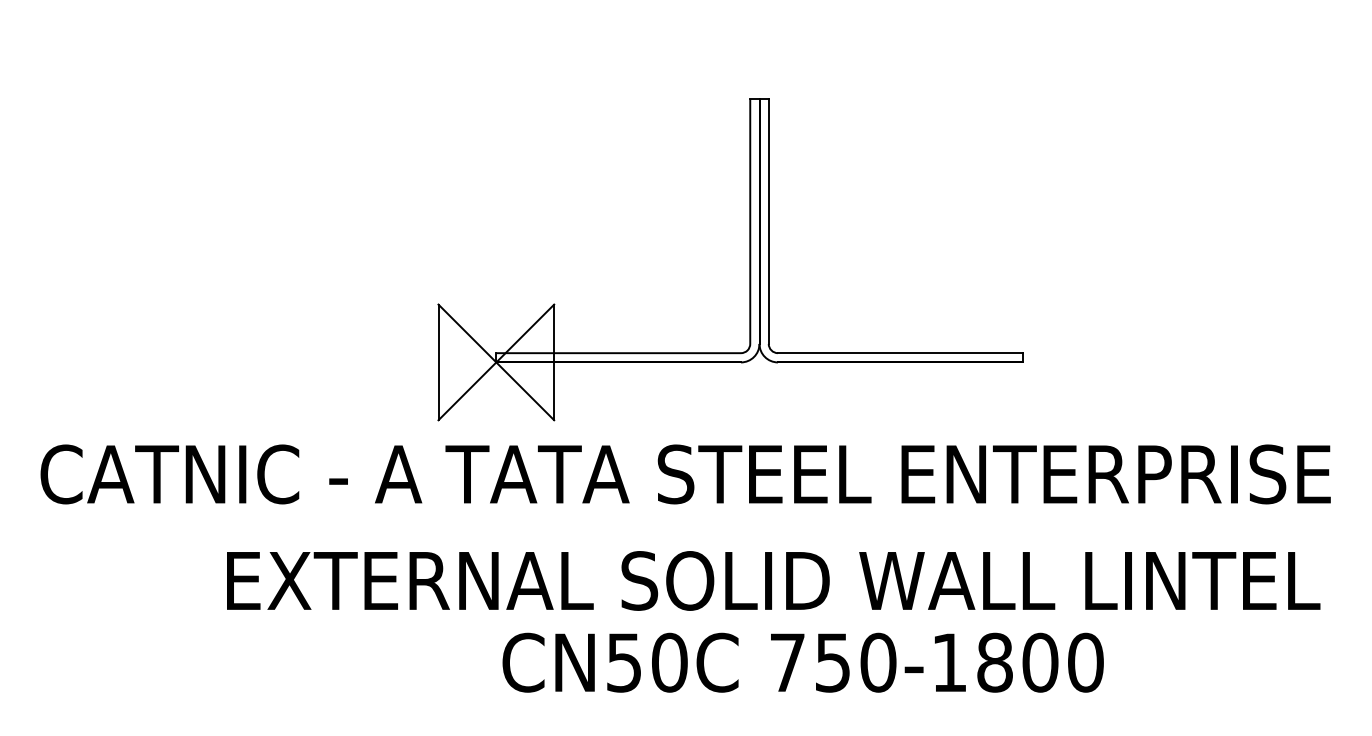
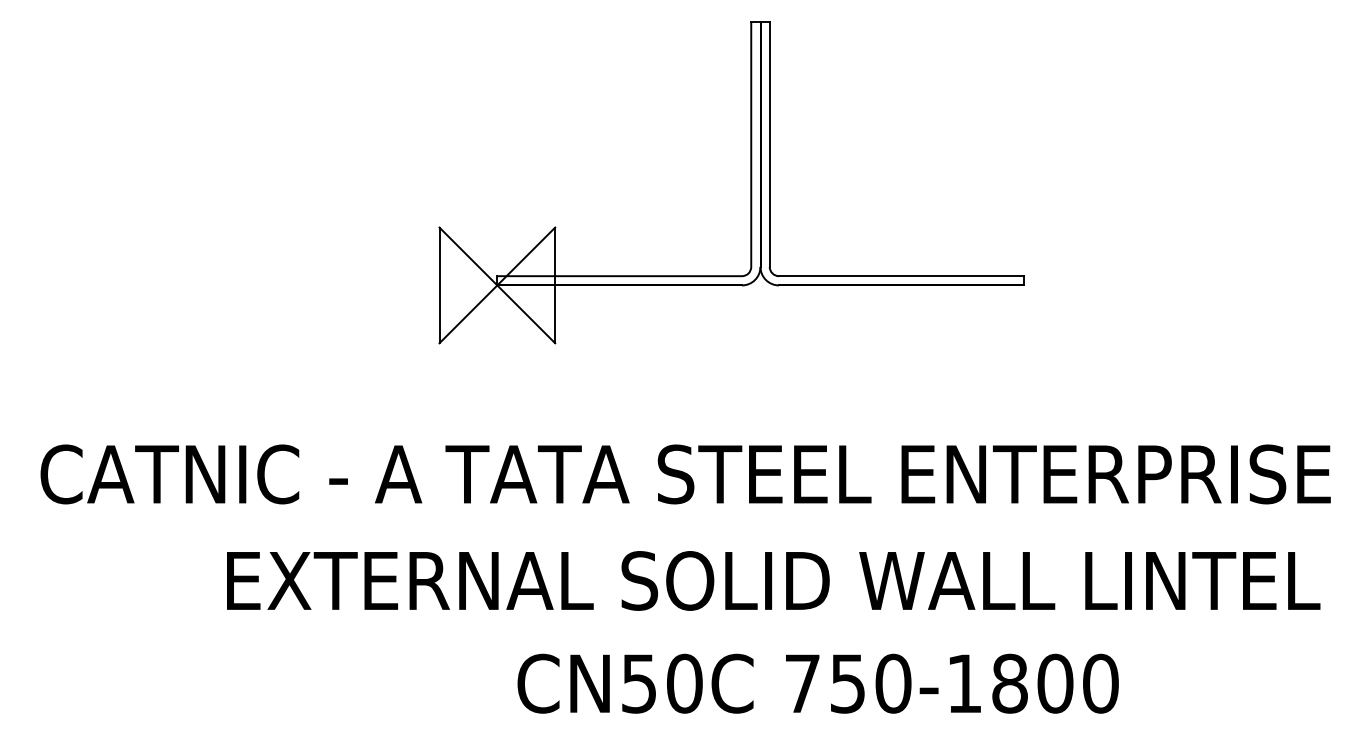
part position: (749, 259) -> (750, 182) (750, 182)
text position: (802, 662) -> (817, 683) (817, 683)
